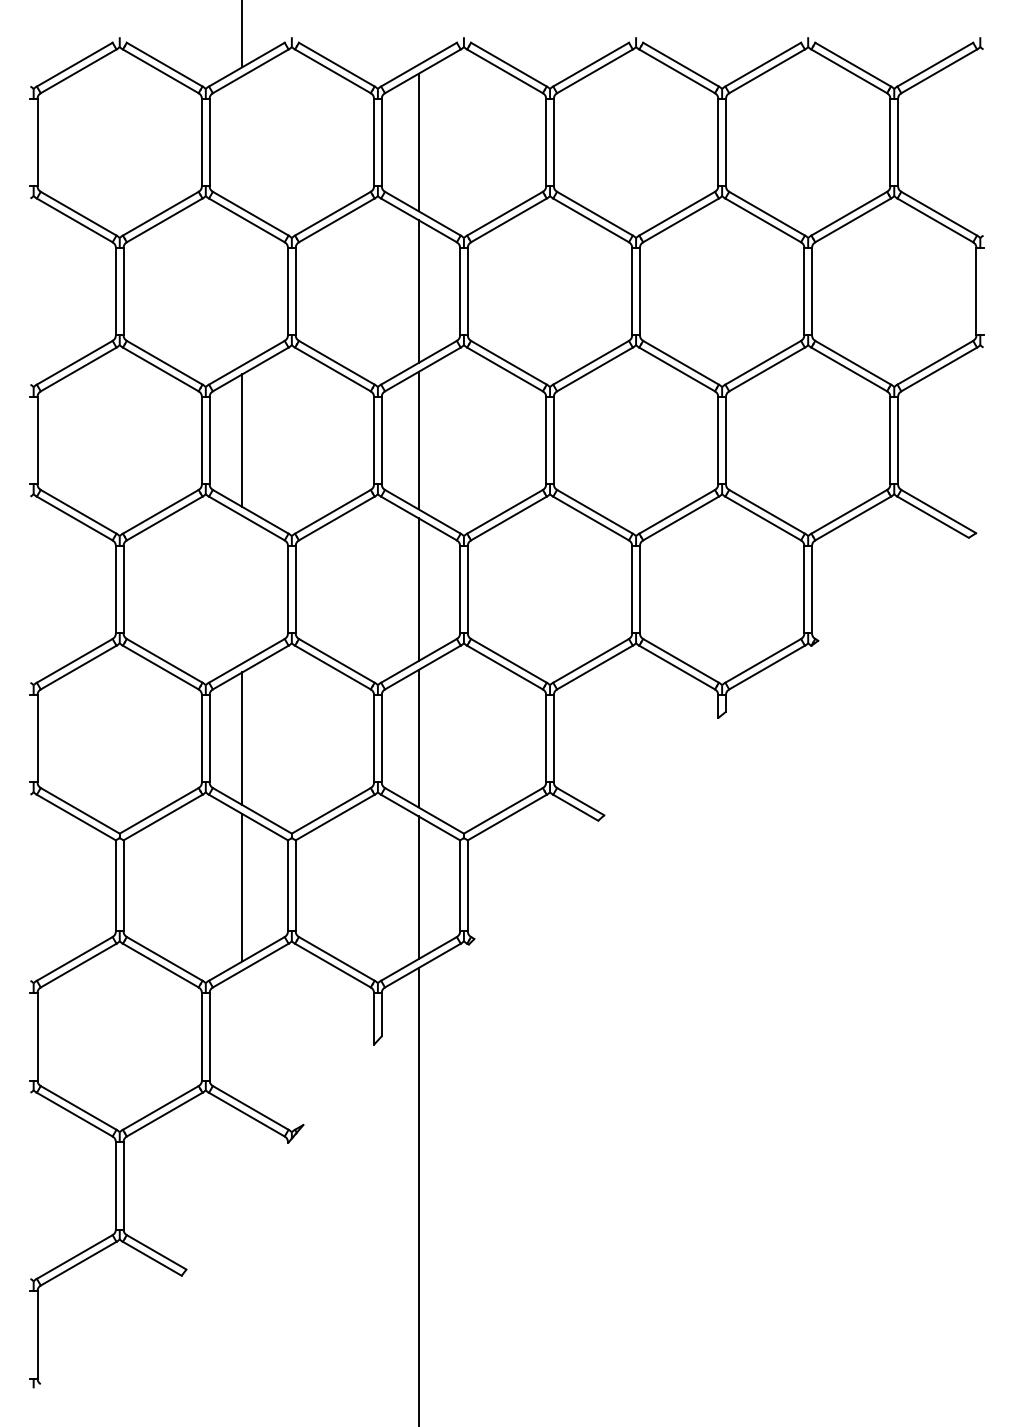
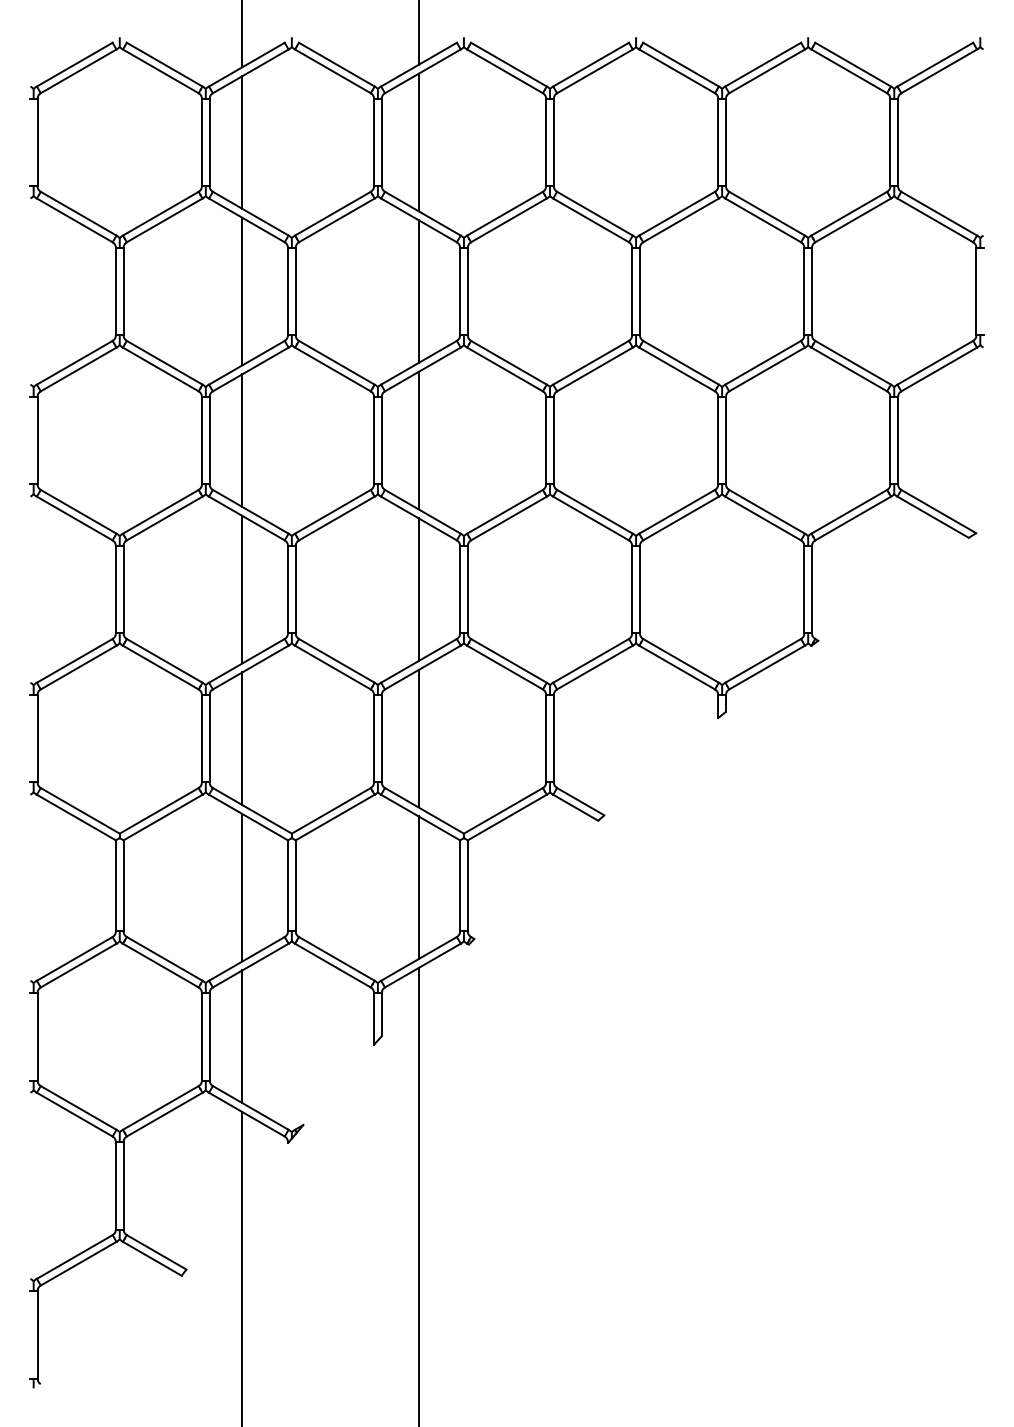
line: none -> present (418, 33)
line: none -> present (242, 142)
line: none -> present (242, 291)
line: none -> present (242, 589)
line: none -> present (242, 1036)
line: none -> present (242, 1267)
